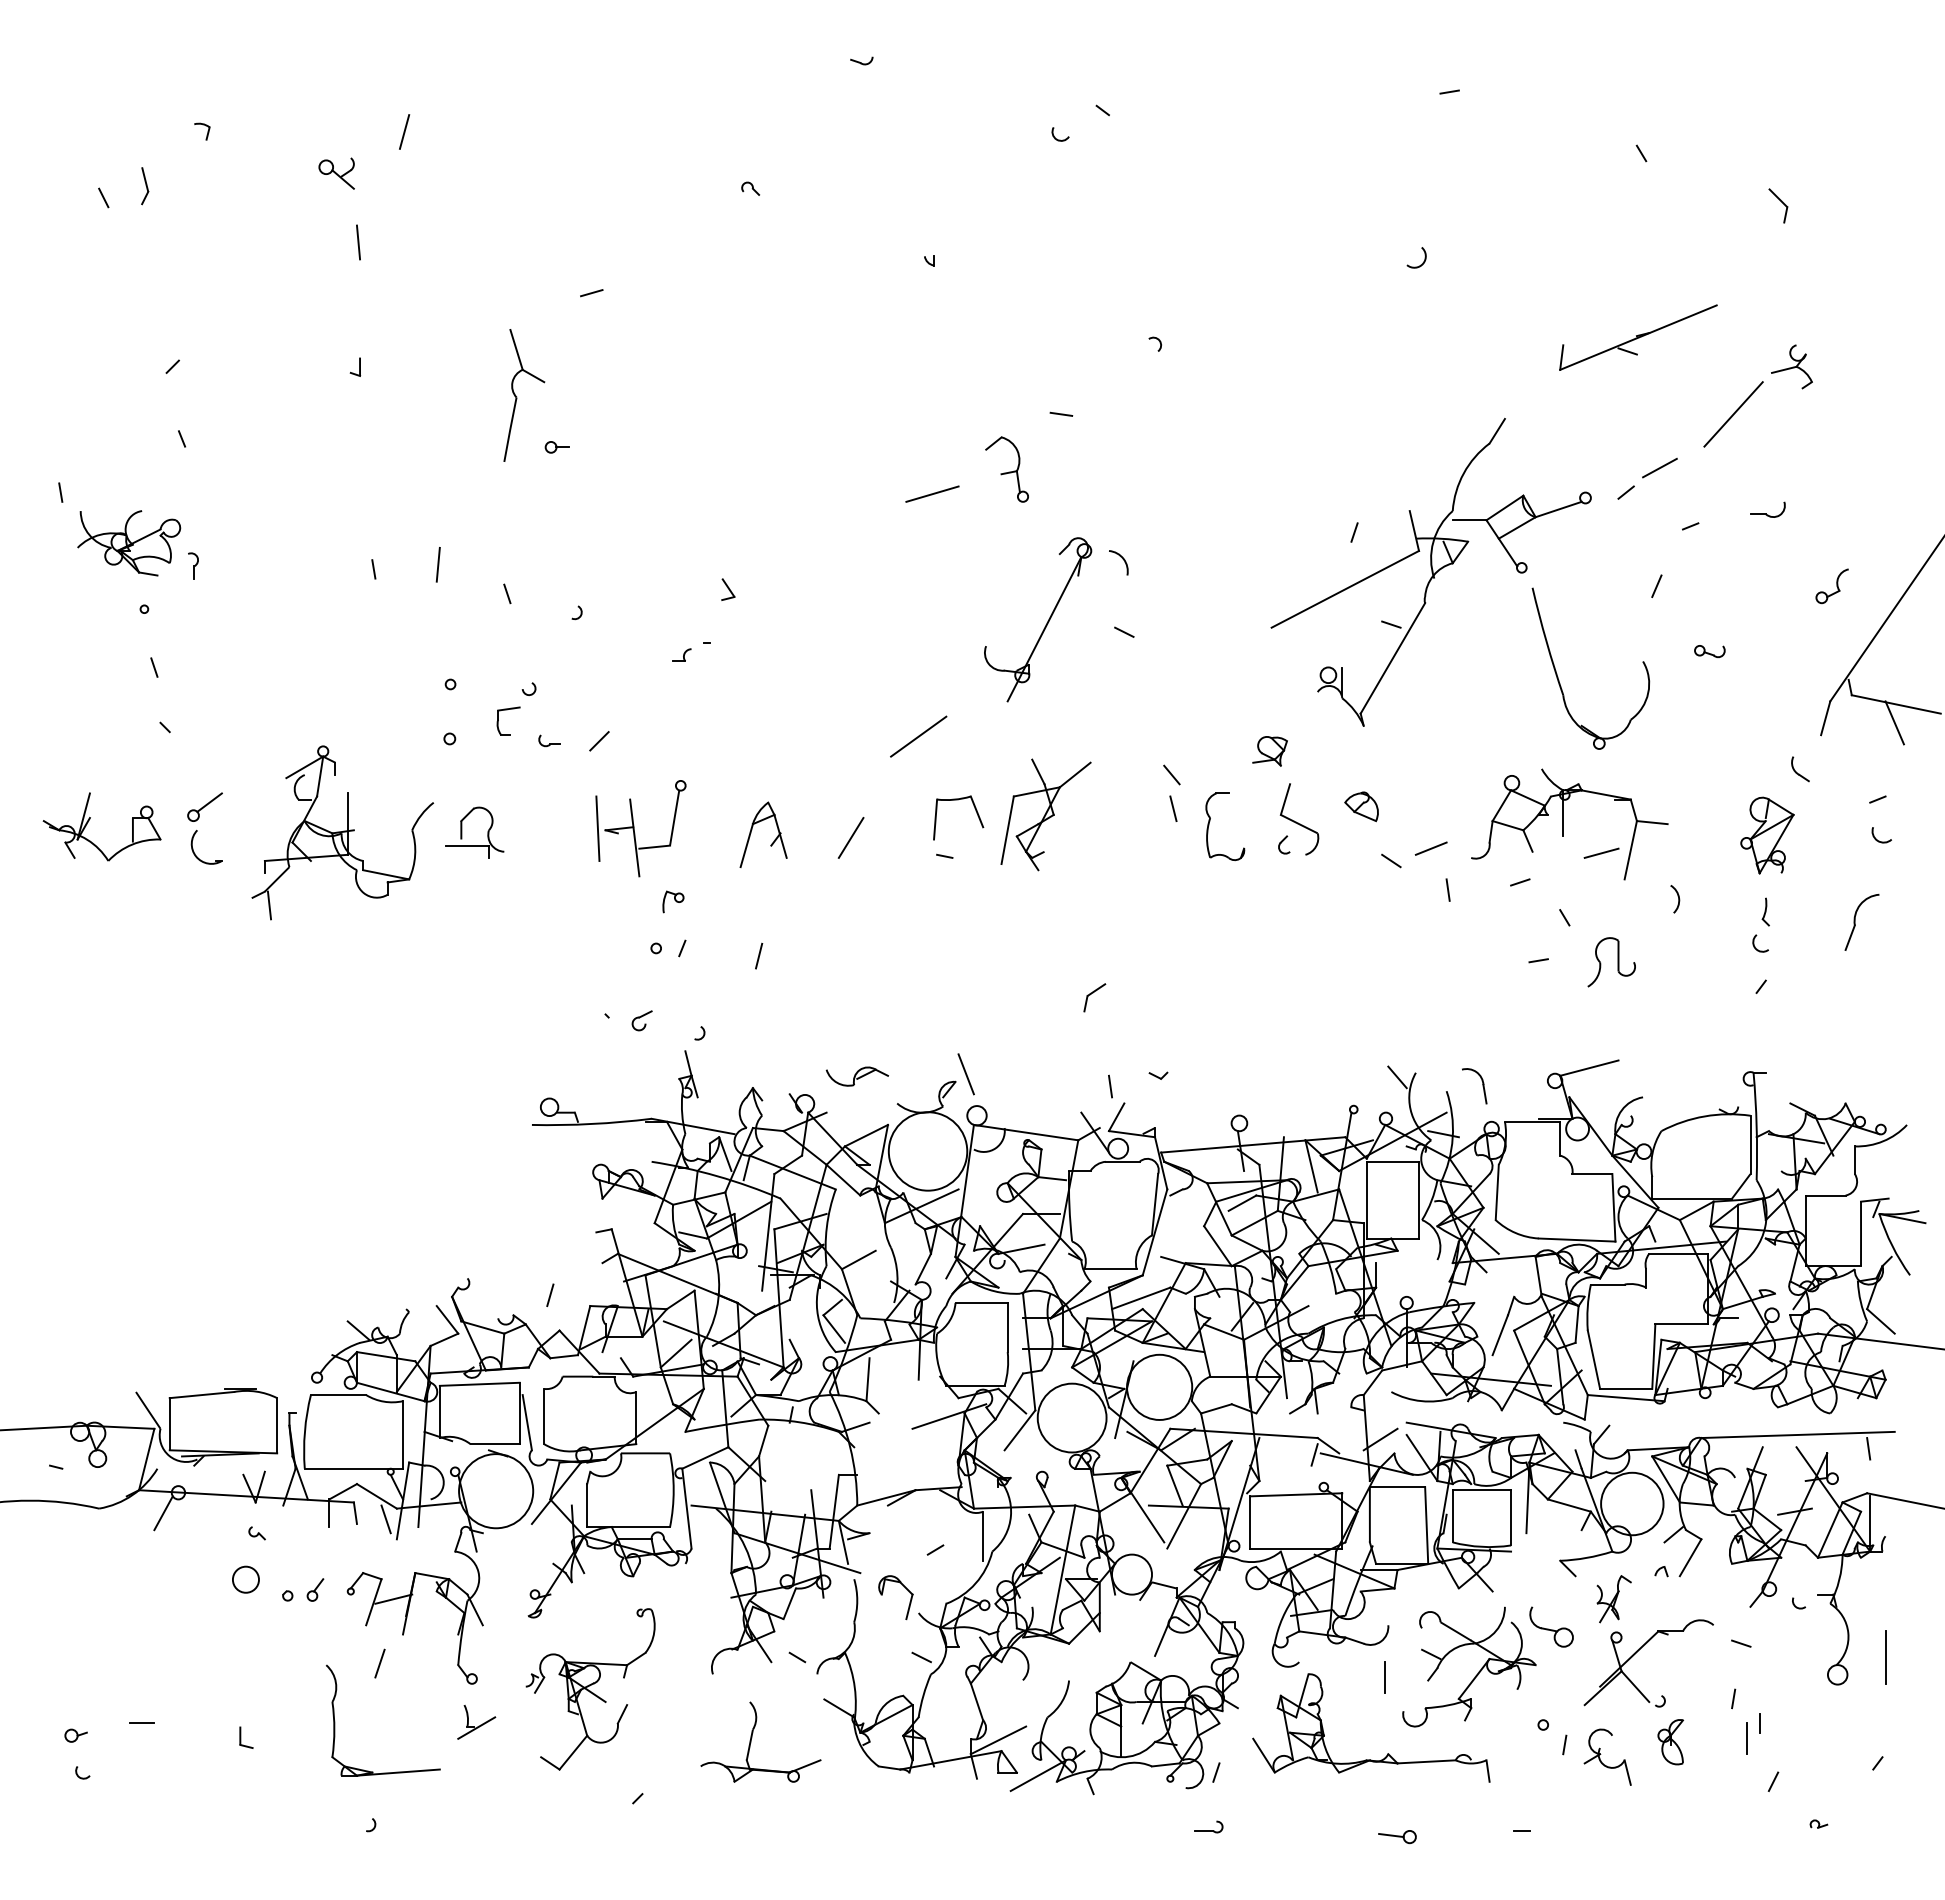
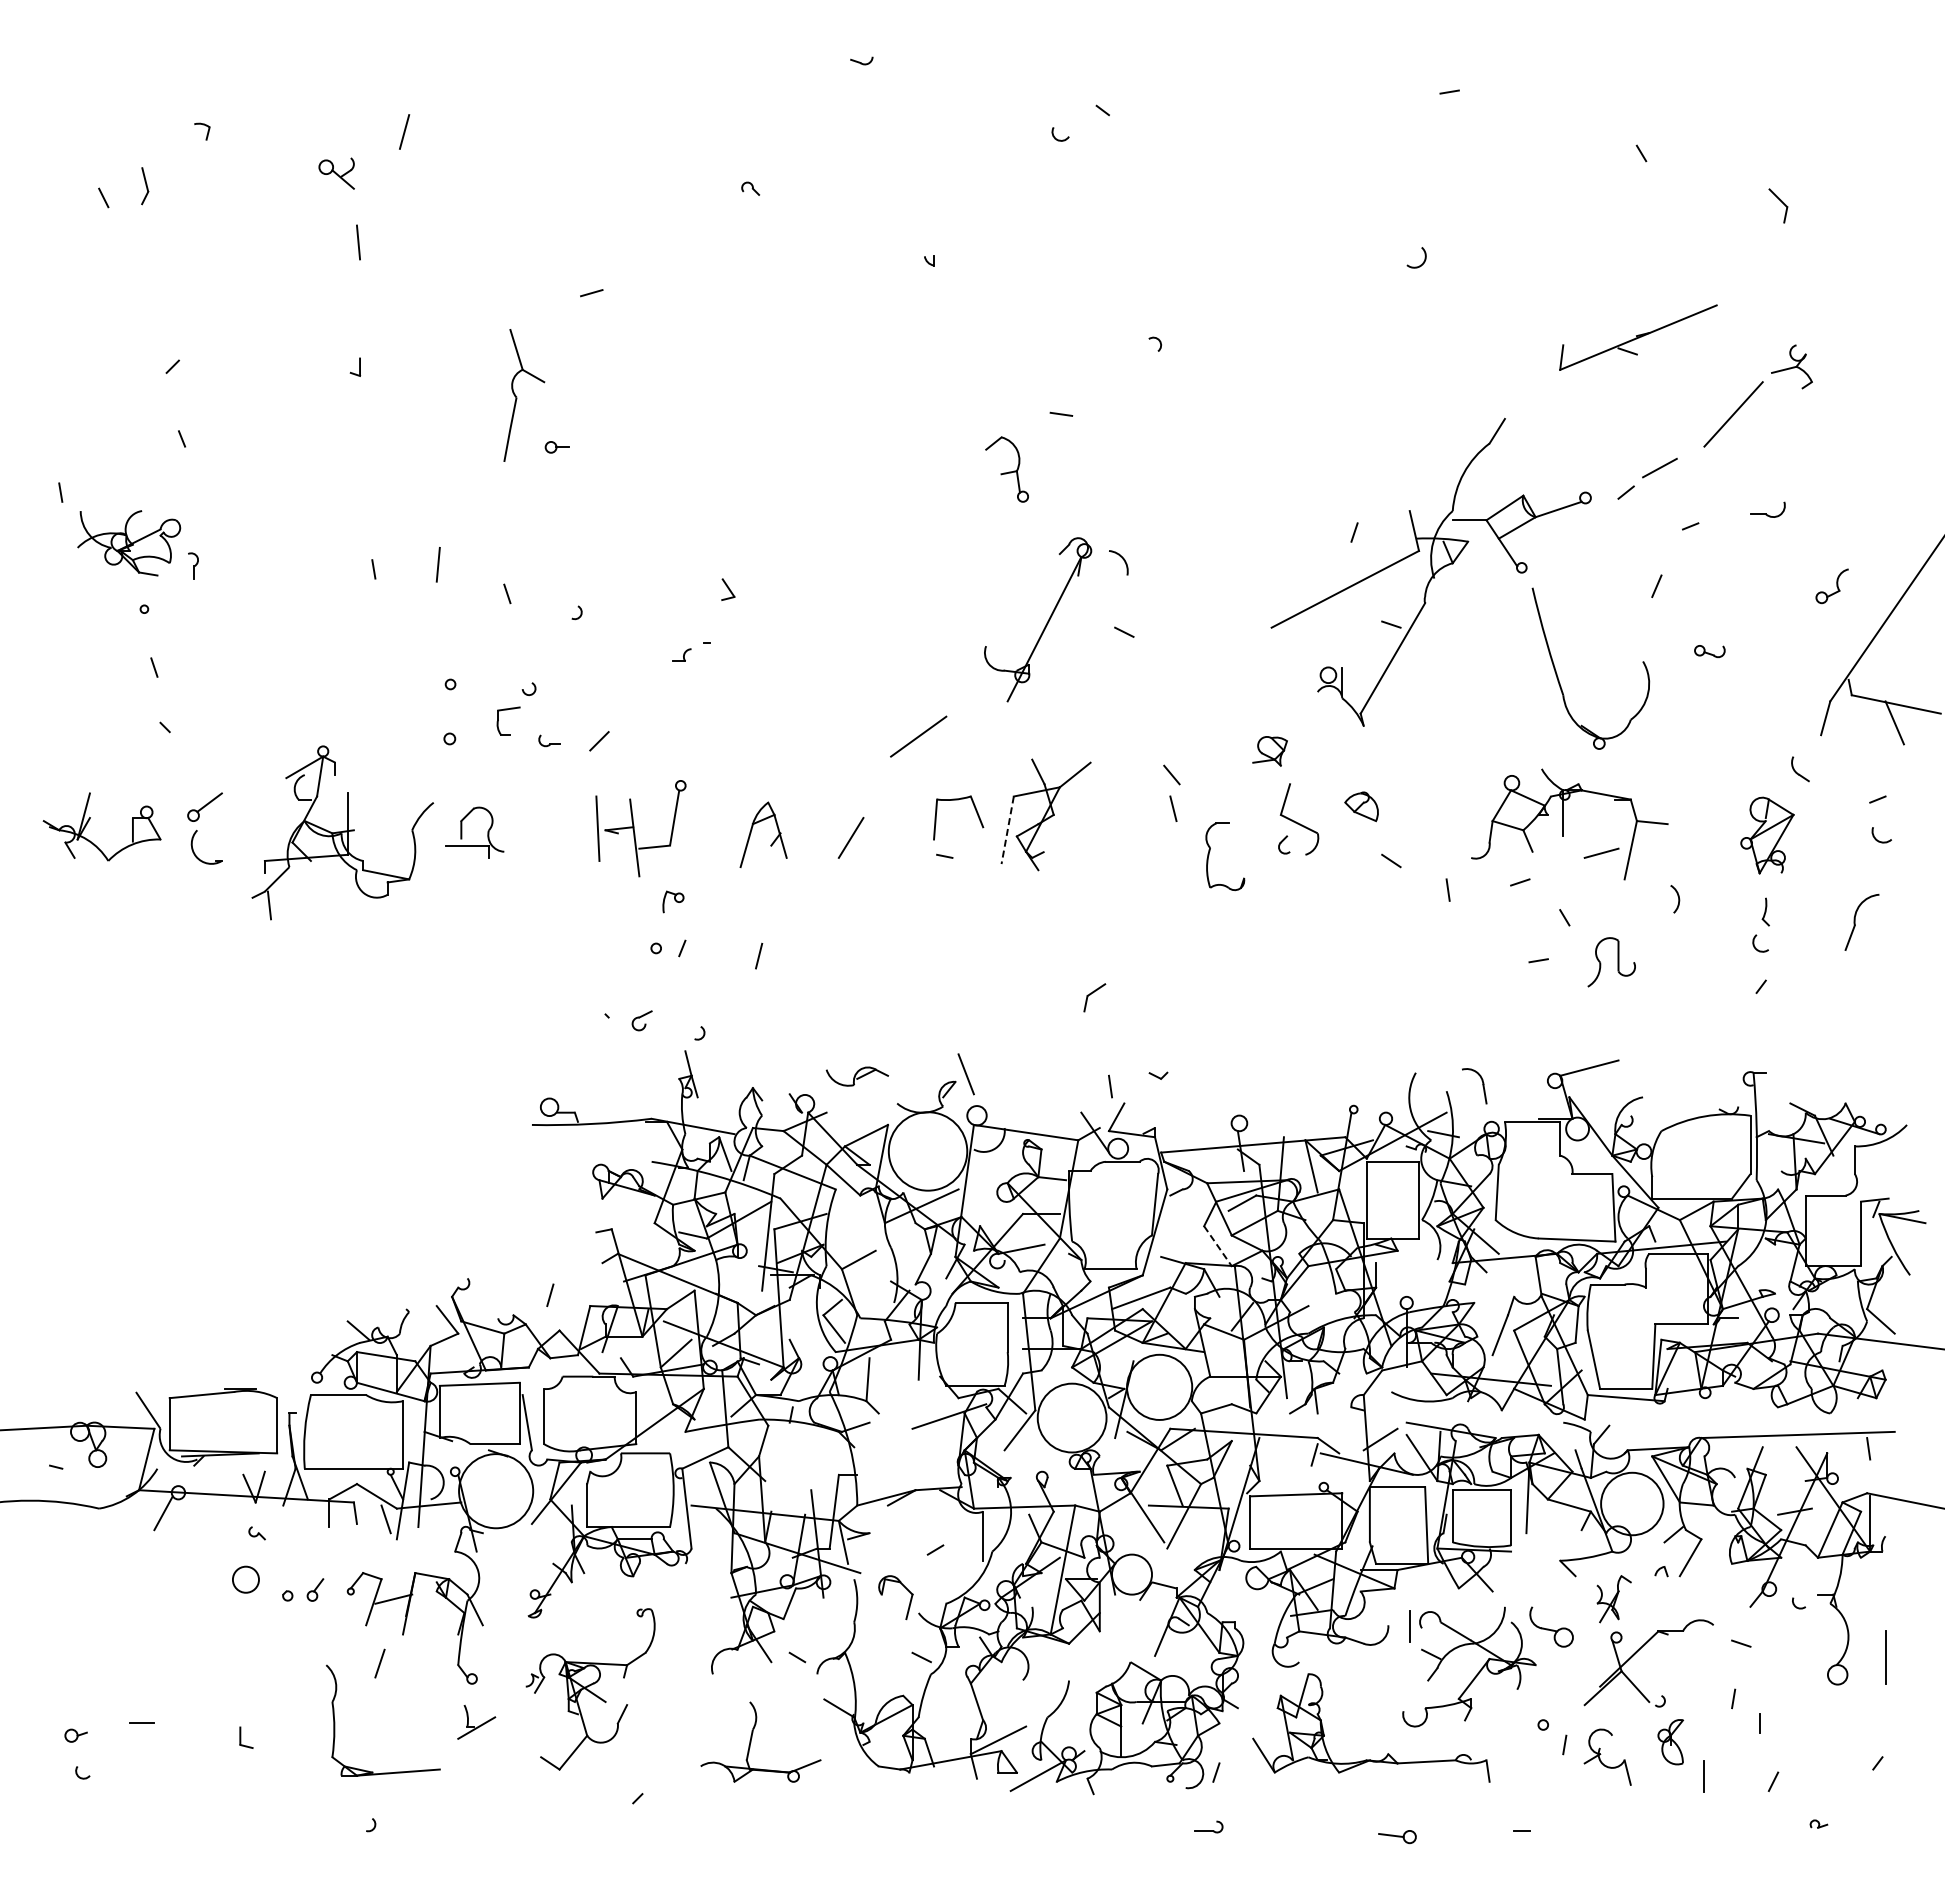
line: present -> none (932, 493)
part position: (1210, 821) -> (1210, 851) (1210, 851)
line: solid -> dashed (1007, 830)
line: present -> none (1430, 848)
line: present -> none (1397, 1077)
line: solid -> dashed (1218, 1246)
line position: (1384, 1677) -> (1409, 1626) (1409, 1626)
line position: (1746, 1738) -> (1703, 1776) (1703, 1776)
